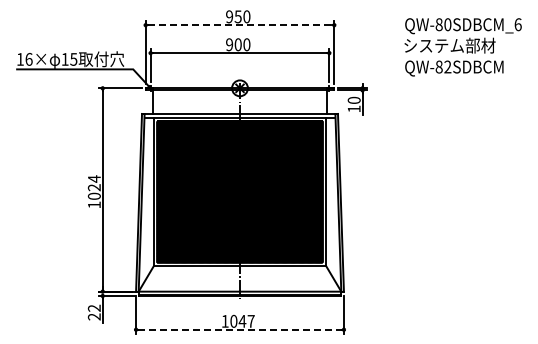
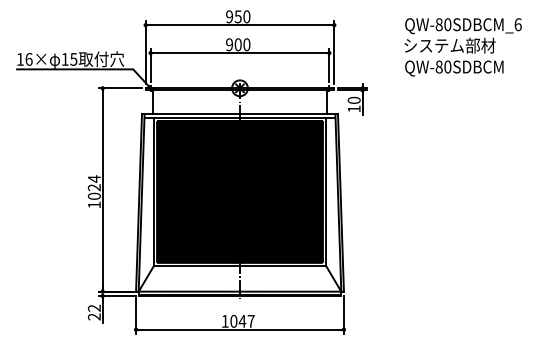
line: dashed -> solid (240, 25)
text: QW-82SDBCM -> QW-80SDBCM (447, 66)
line: dashed -> solid (240, 329)
